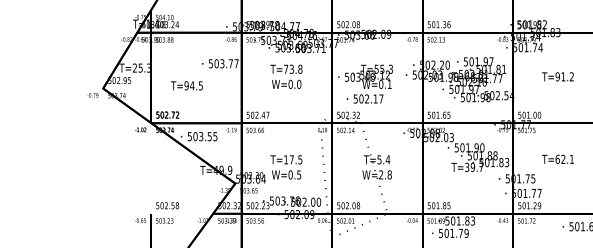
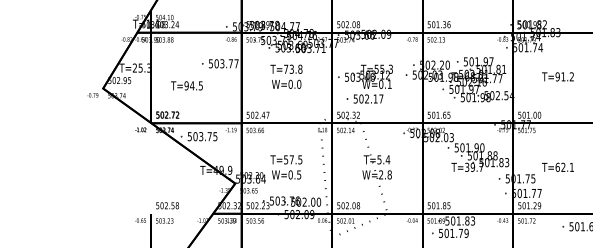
text: 503.55 -> 503.75 (209, 136)
text position: (557, 158) -> (557, 166) (557, 166)
text: T=17.5 -> T=57.5 (286, 159)
